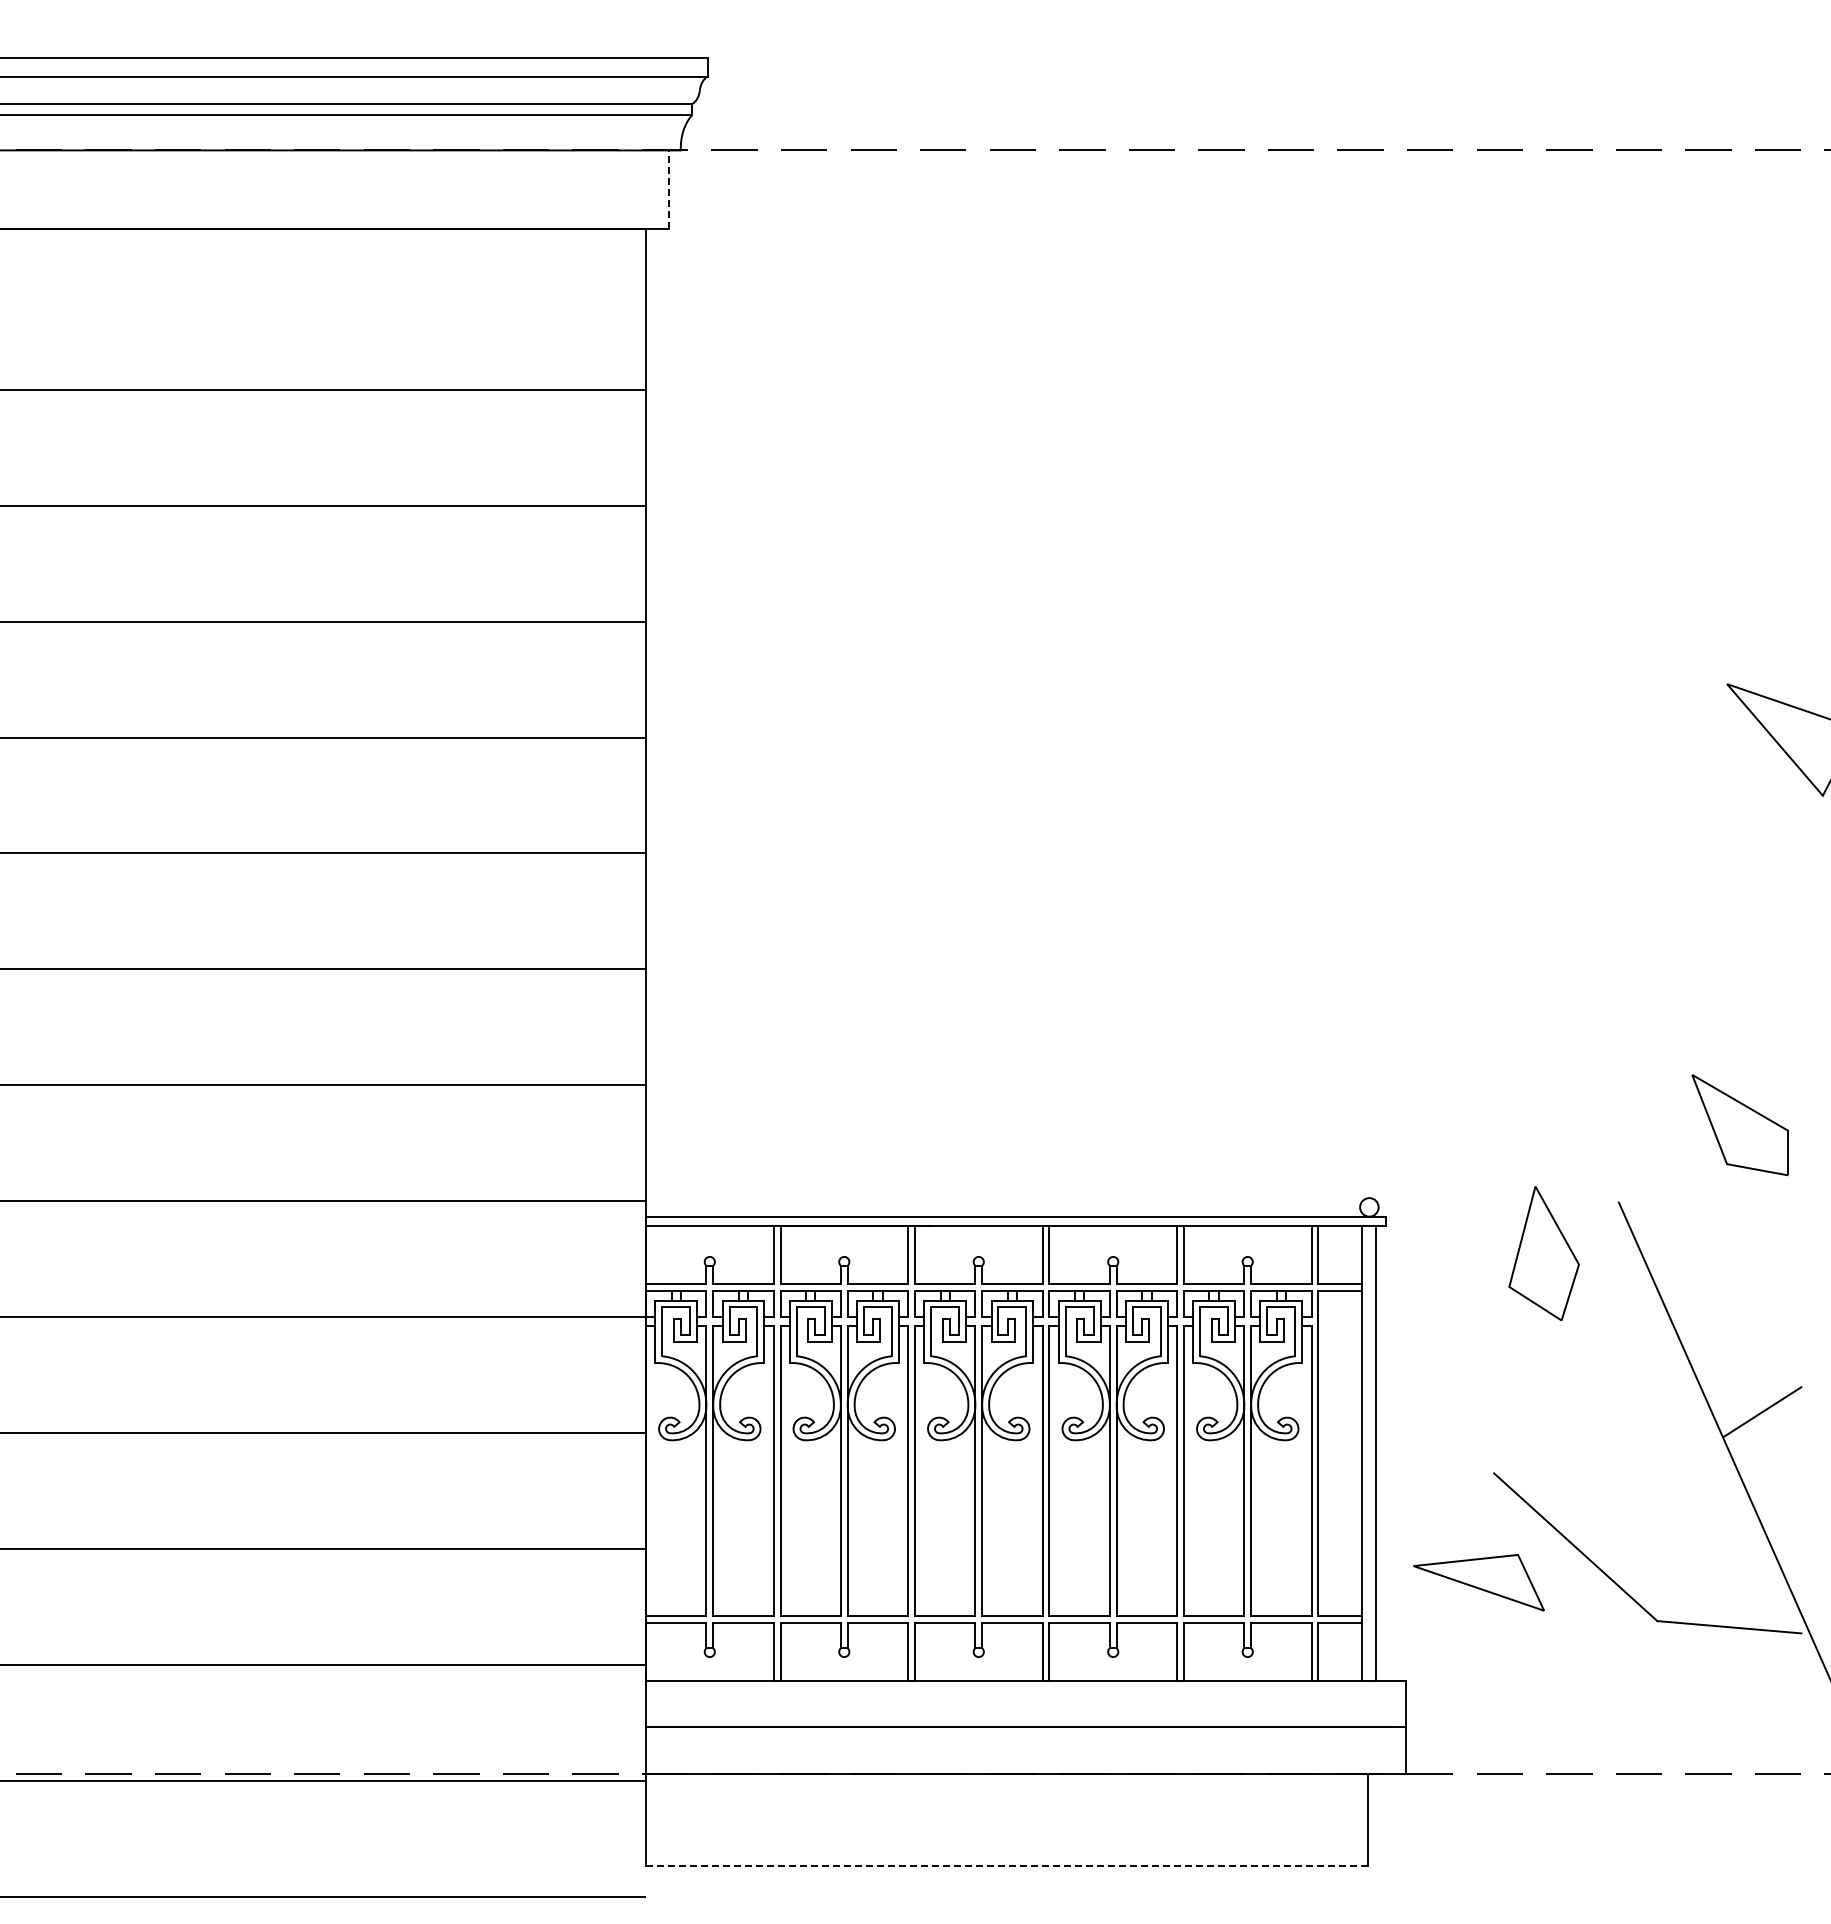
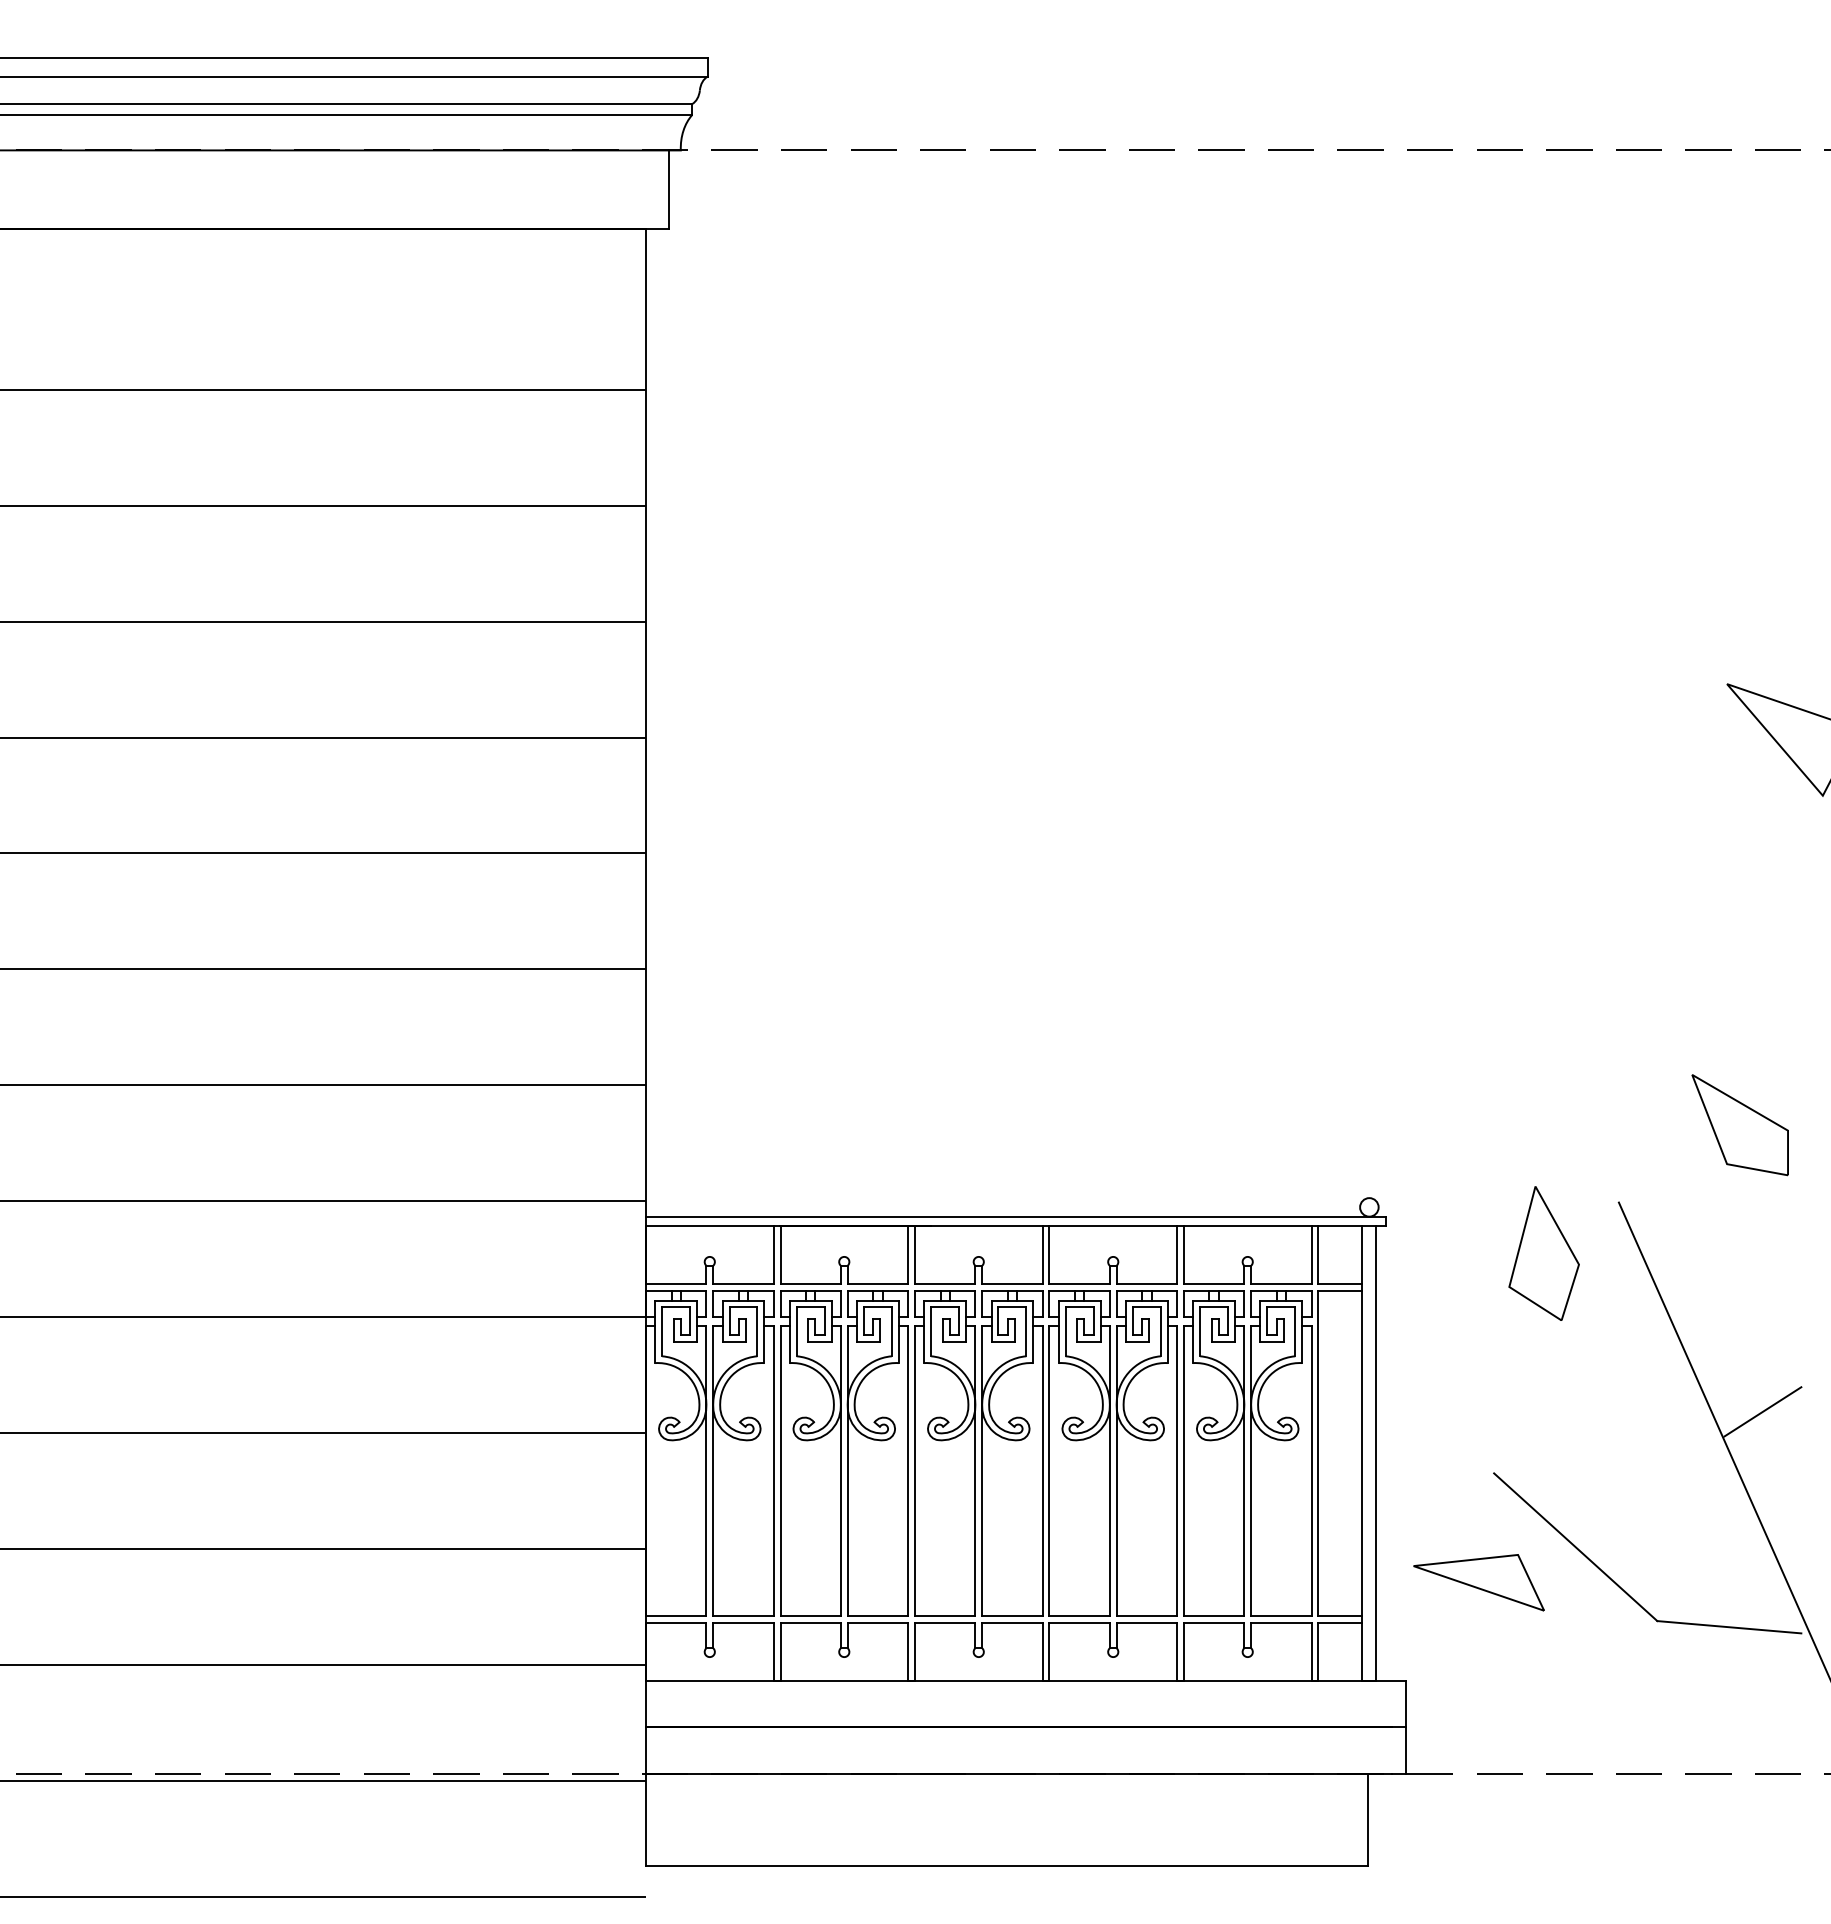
line: dashed -> solid (669, 189)
line: dashed -> solid (1006, 1866)
